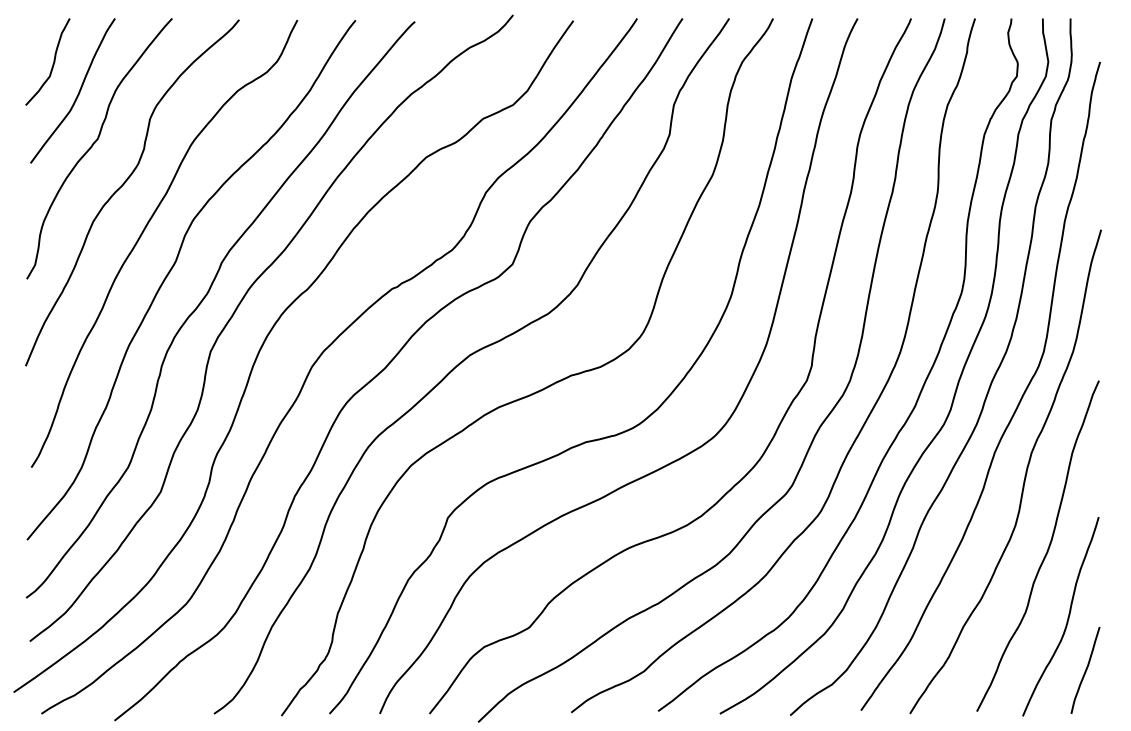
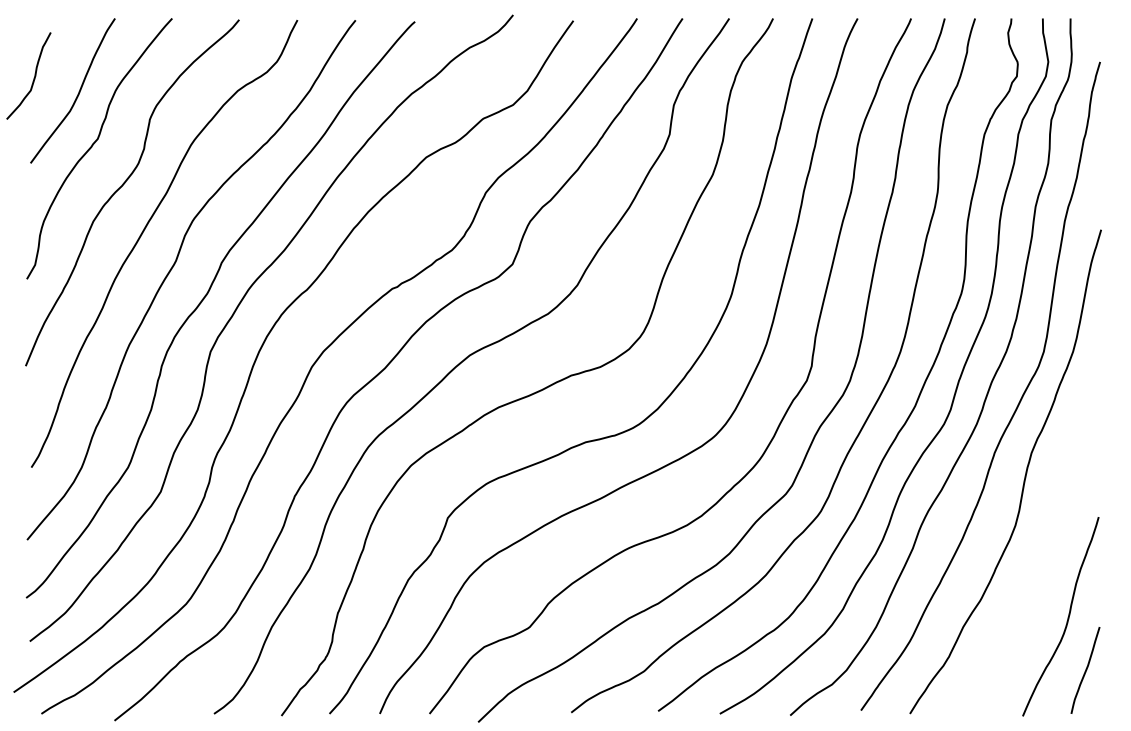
curve position: (52, 64) -> (33, 78) (33, 78)
curve: present -> none (1047, 548)
